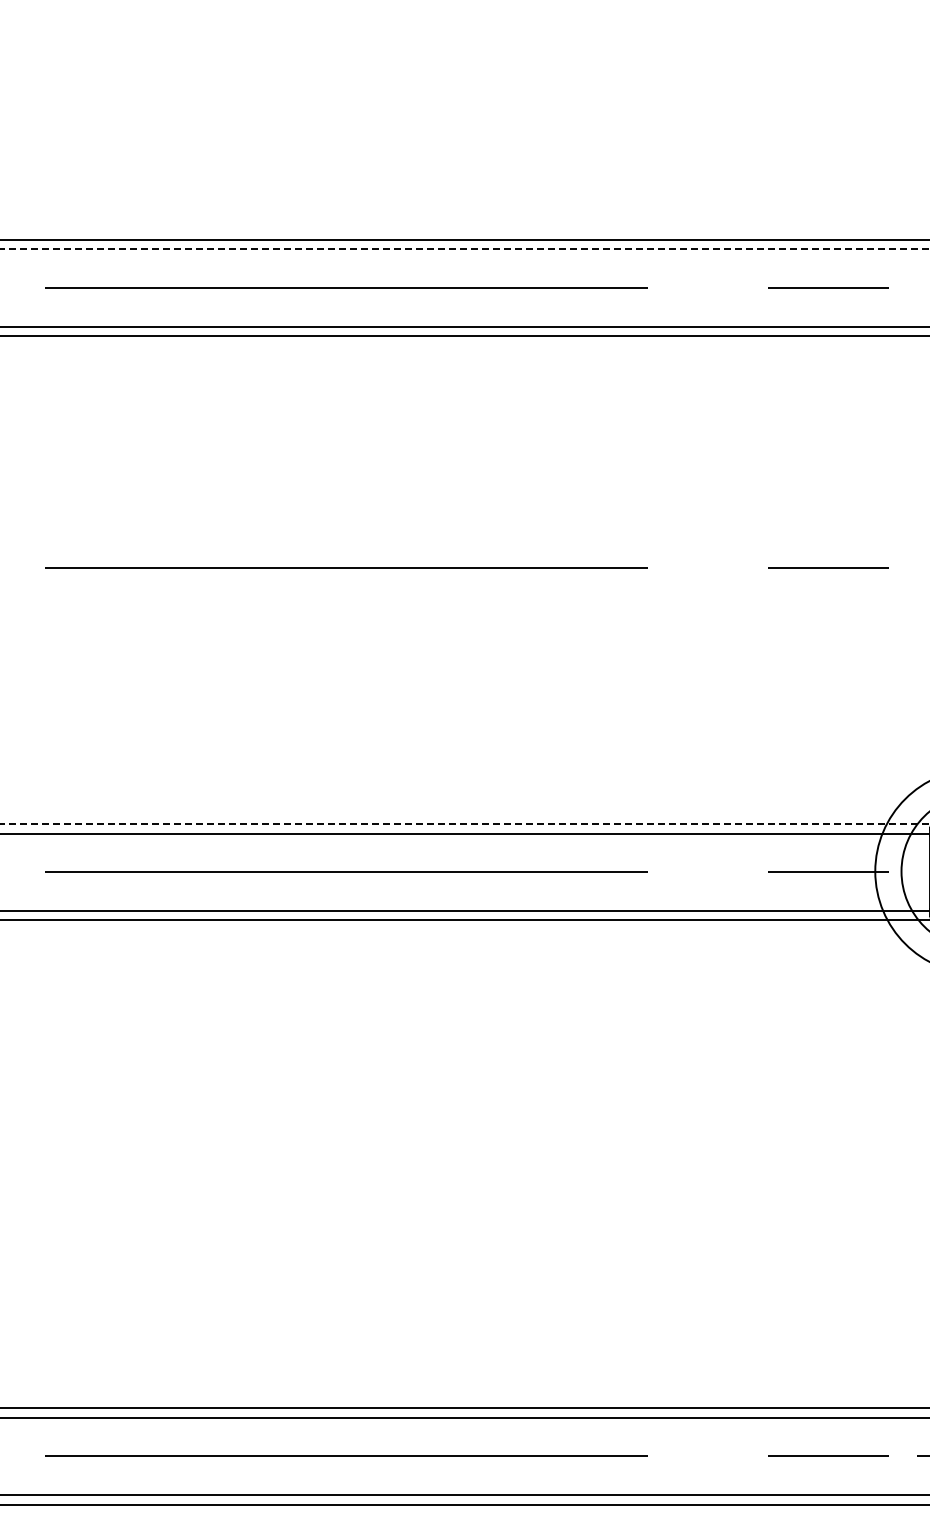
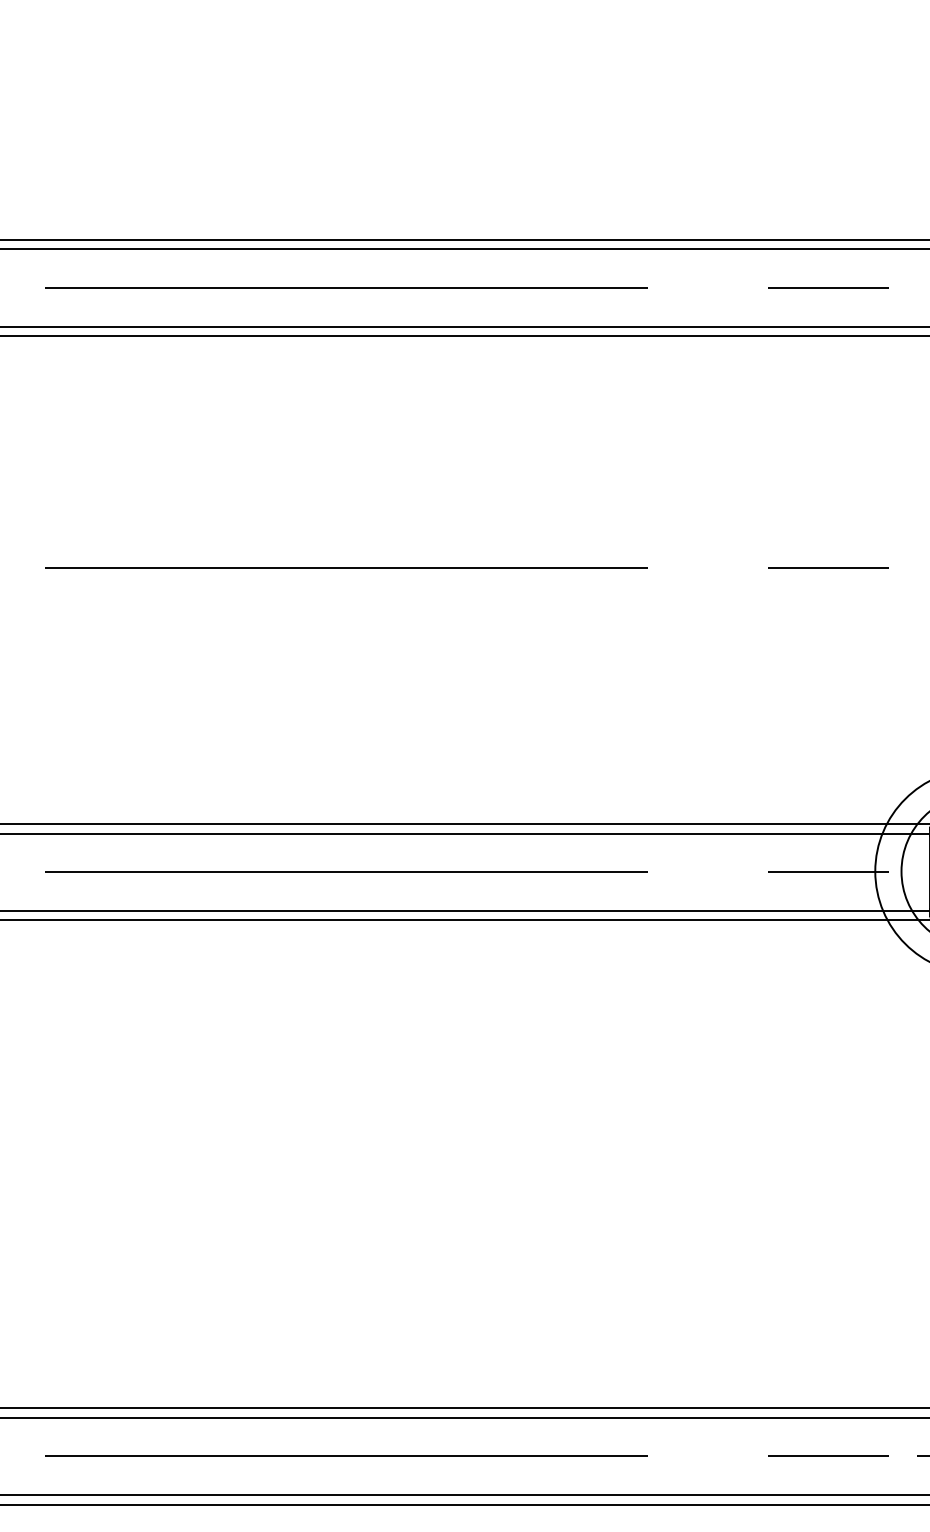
line: dashed -> solid (465, 249)
line: dashed -> solid (465, 823)
